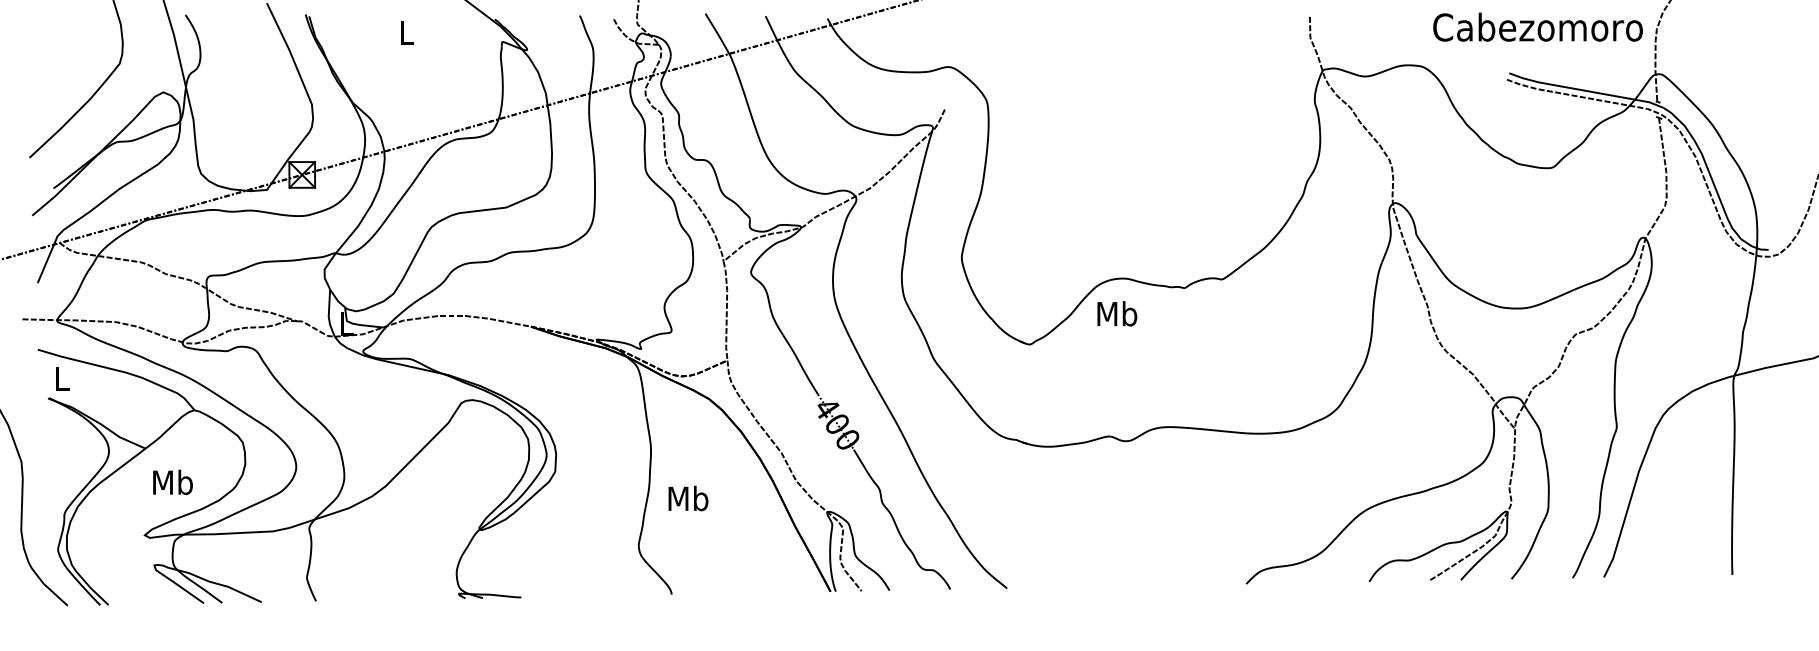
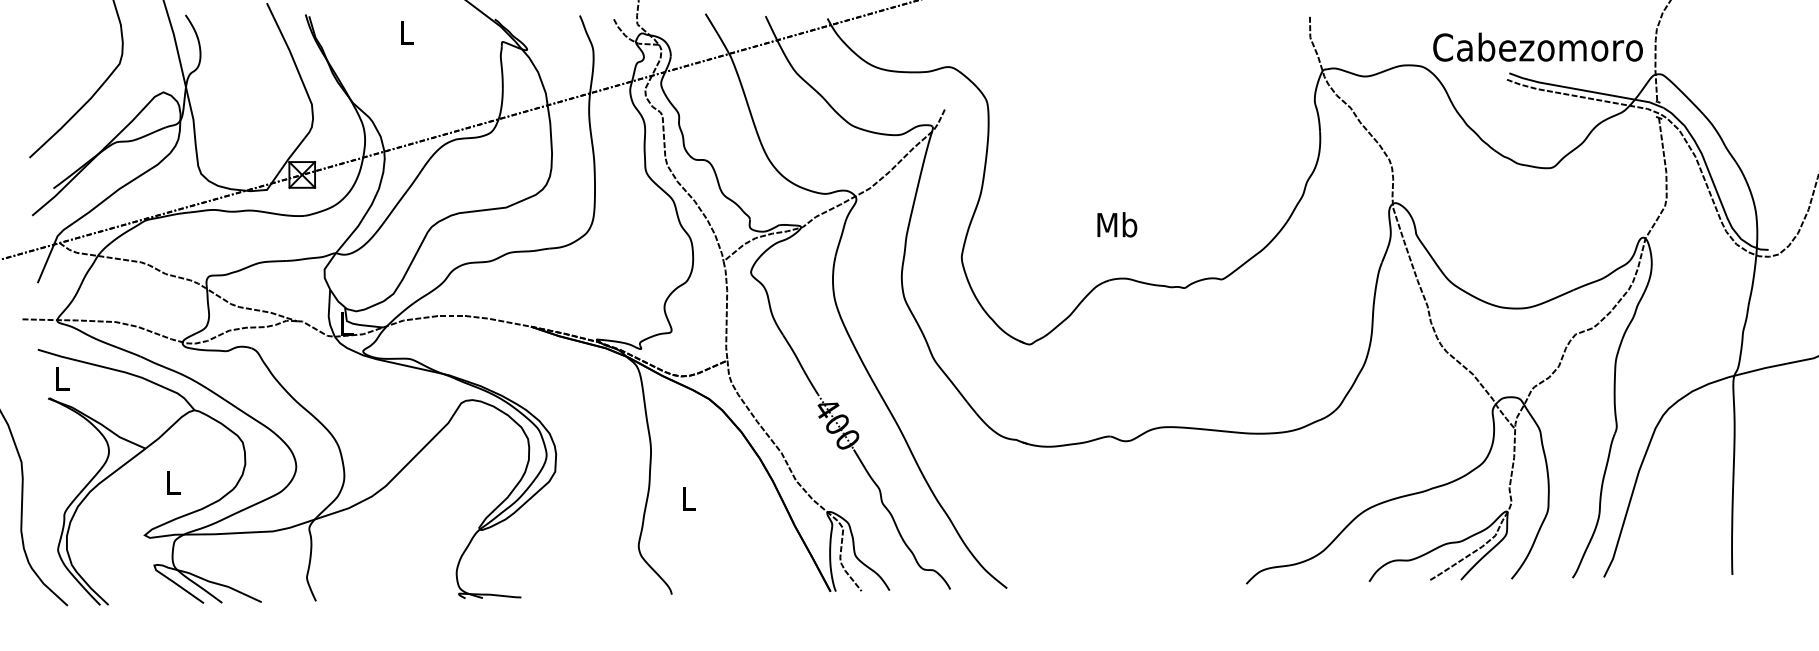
text position: (1537, 26) -> (1537, 46) (1537, 46)
text position: (1117, 313) -> (1117, 224) (1117, 224)
text: Mb -> L (172, 482)
text: Mb -> L (688, 498)
